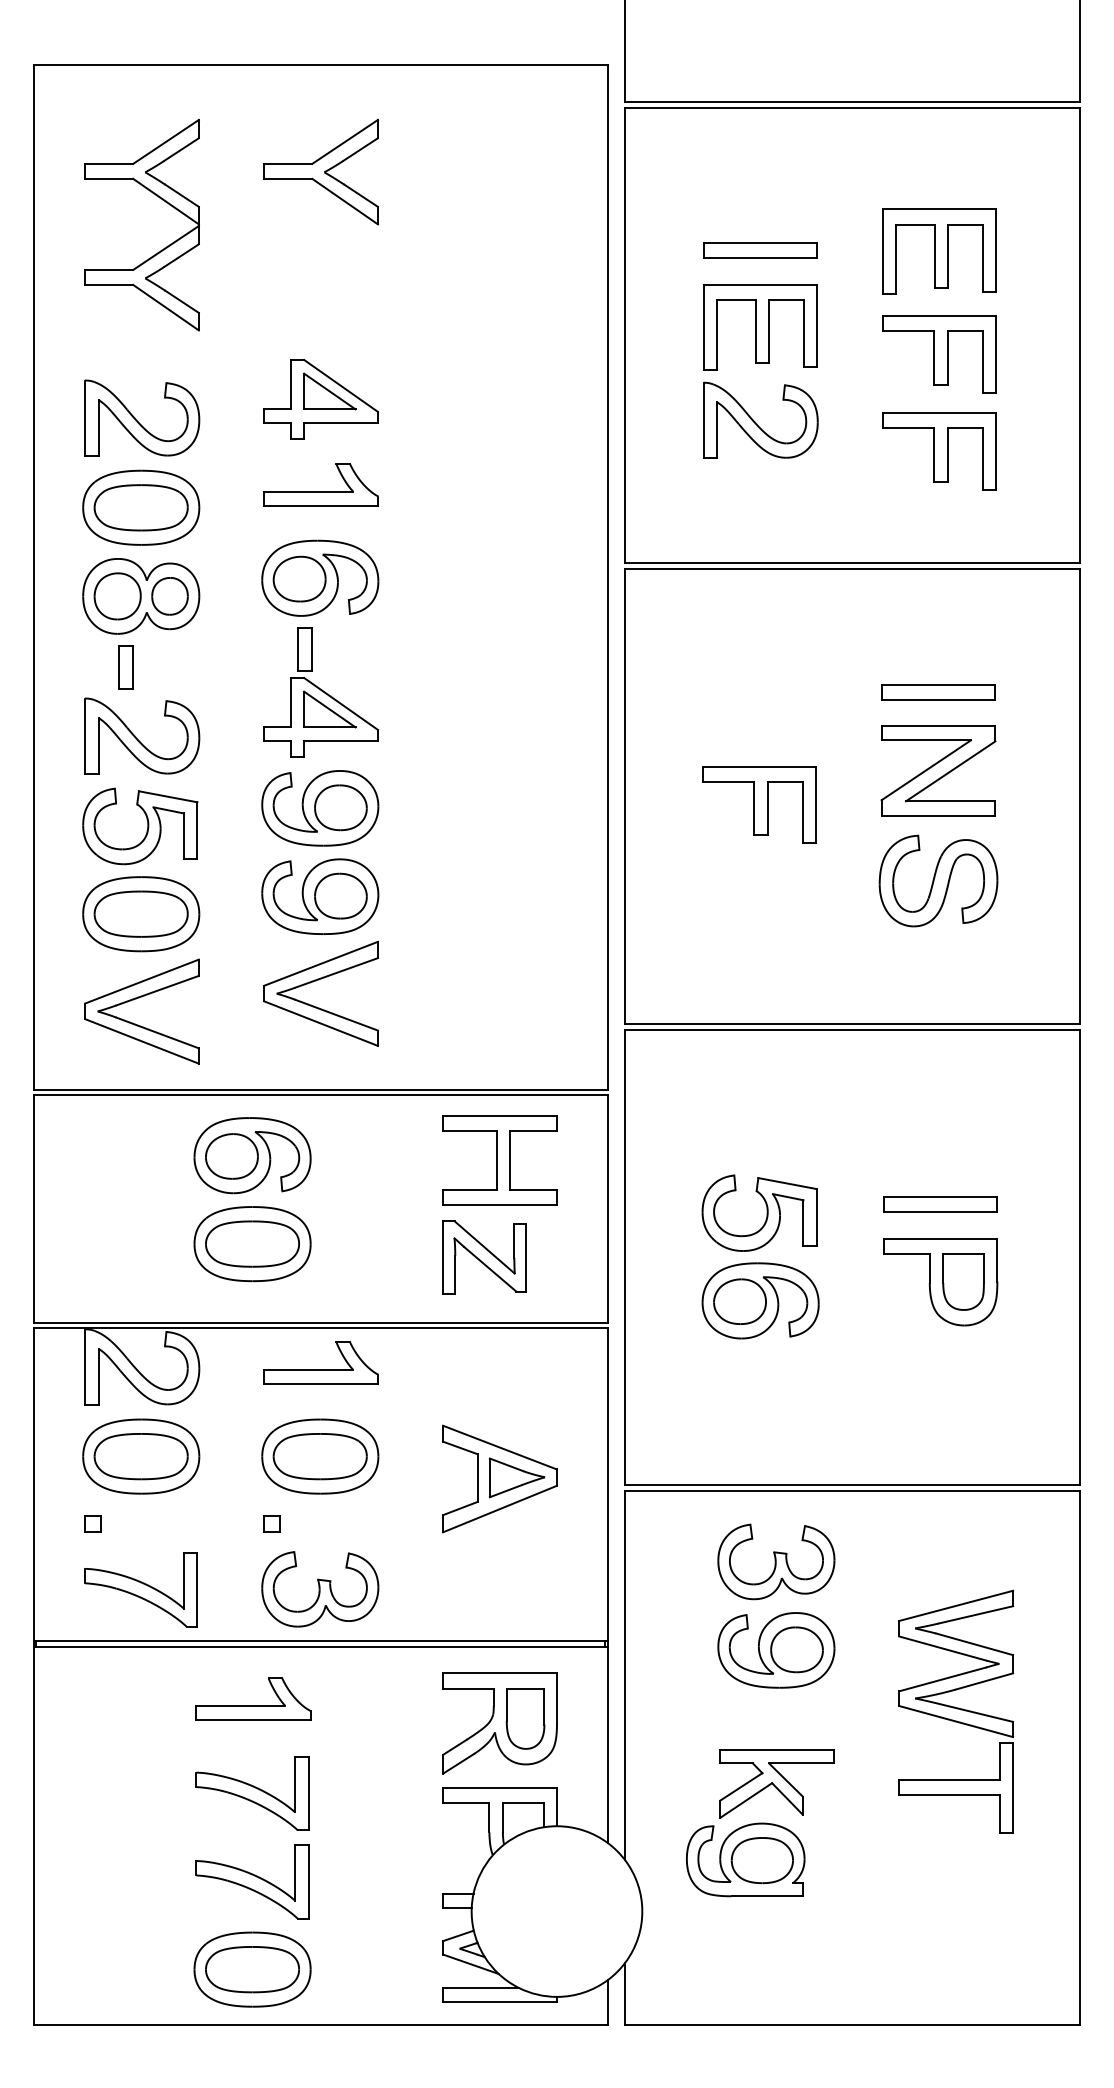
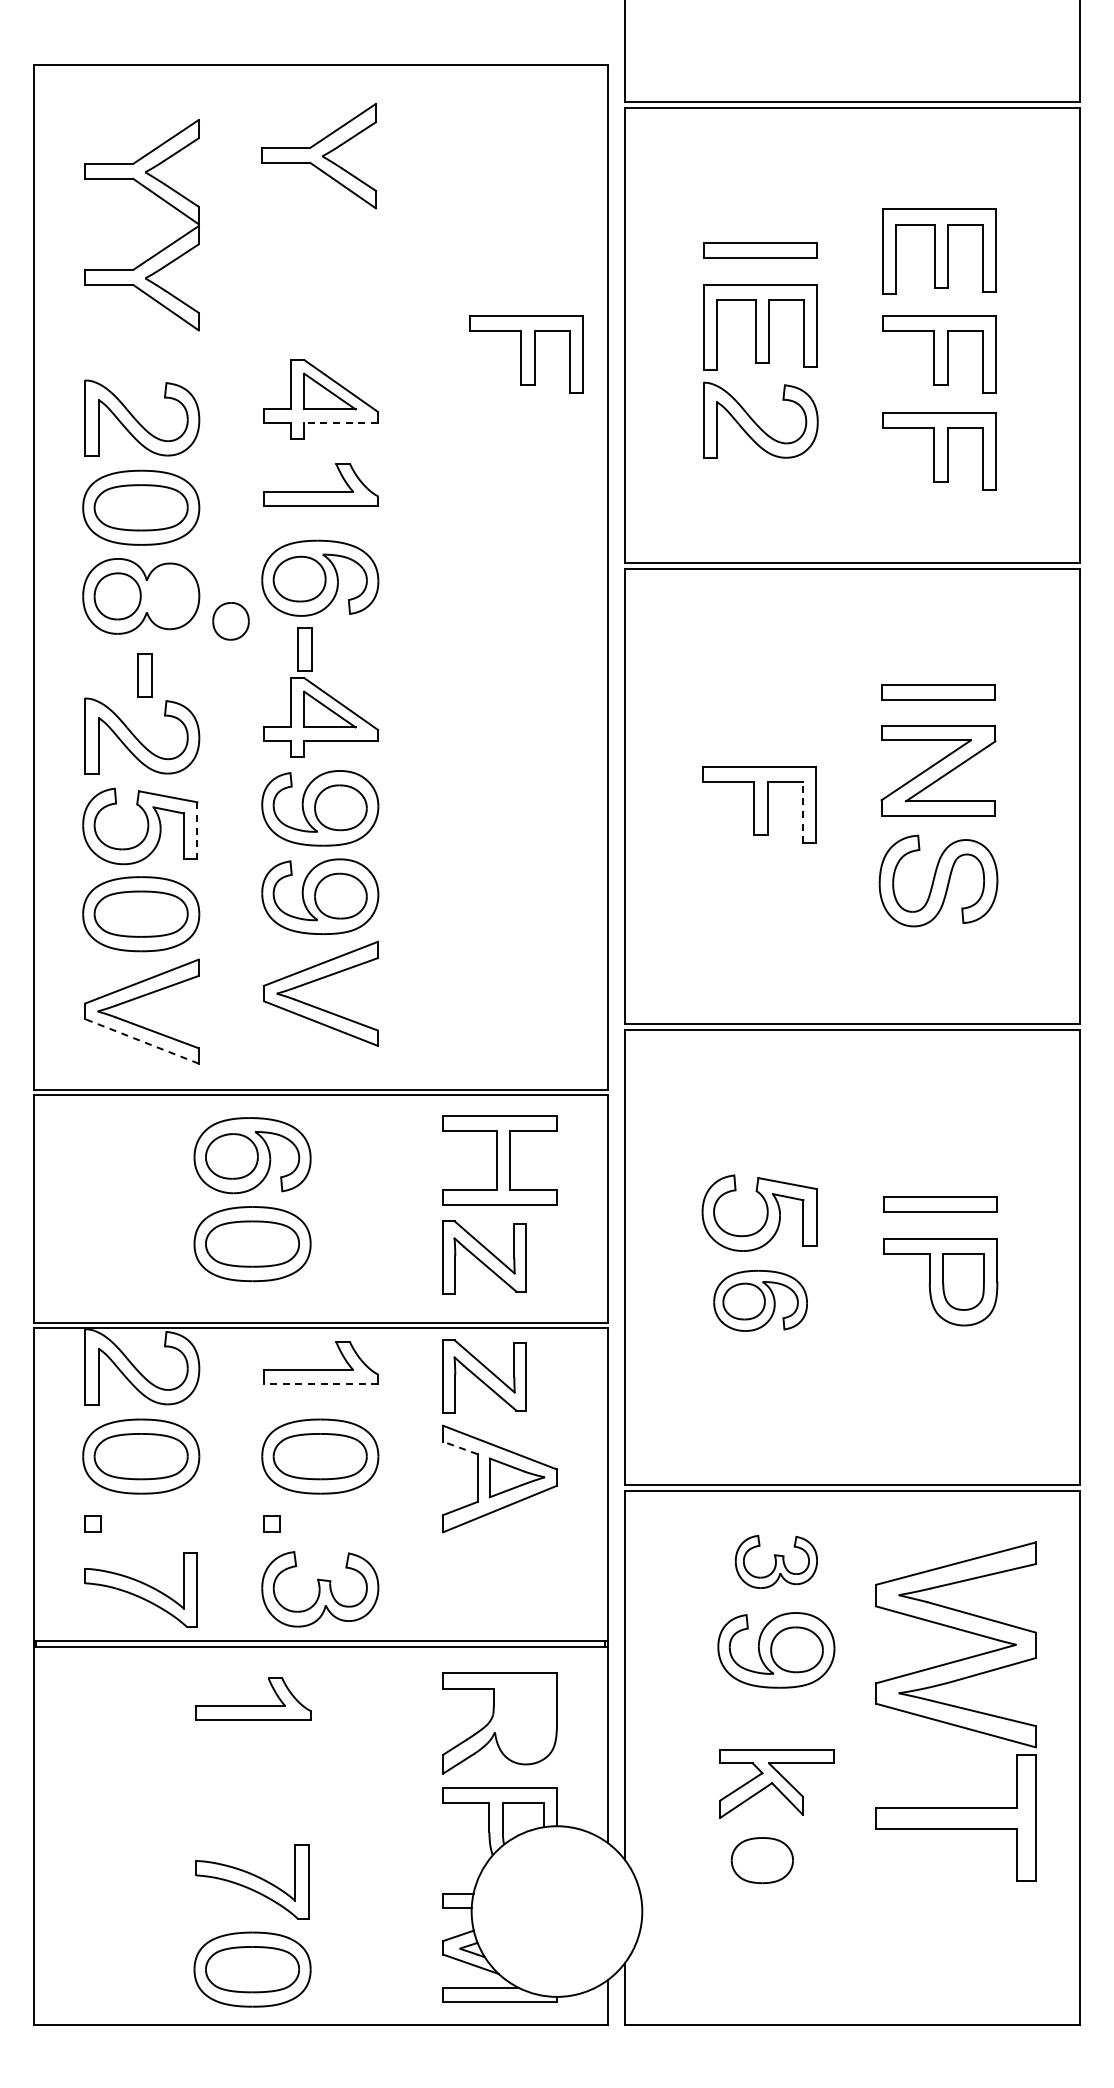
part position: (320, 172) -> (318, 156) (318, 156)
part: none -> present (526, 354)
line: solid -> dashed (341, 423)
part position: (169, 596) -> (230, 621) (230, 621)
part position: (125, 667) -> (144, 675) (144, 675)
line: solid -> dashed (802, 812)
line: solid -> dashed (197, 831)
line: solid -> dashed (141, 1041)
part size: 119x78 px -> 95x62 px (760, 1300)
part: none -> present (484, 1376)
line: solid -> dashed (320, 1383)
line: solid -> dashed (459, 1447)
part size: 119x78 px -> 84x54 px (775, 1561)
part size: 117x245 px -> 162x341 px (955, 1711)
part: present -> none (525, 1718)
part: present -> none (252, 1793)
part: present -> none (745, 1859)
